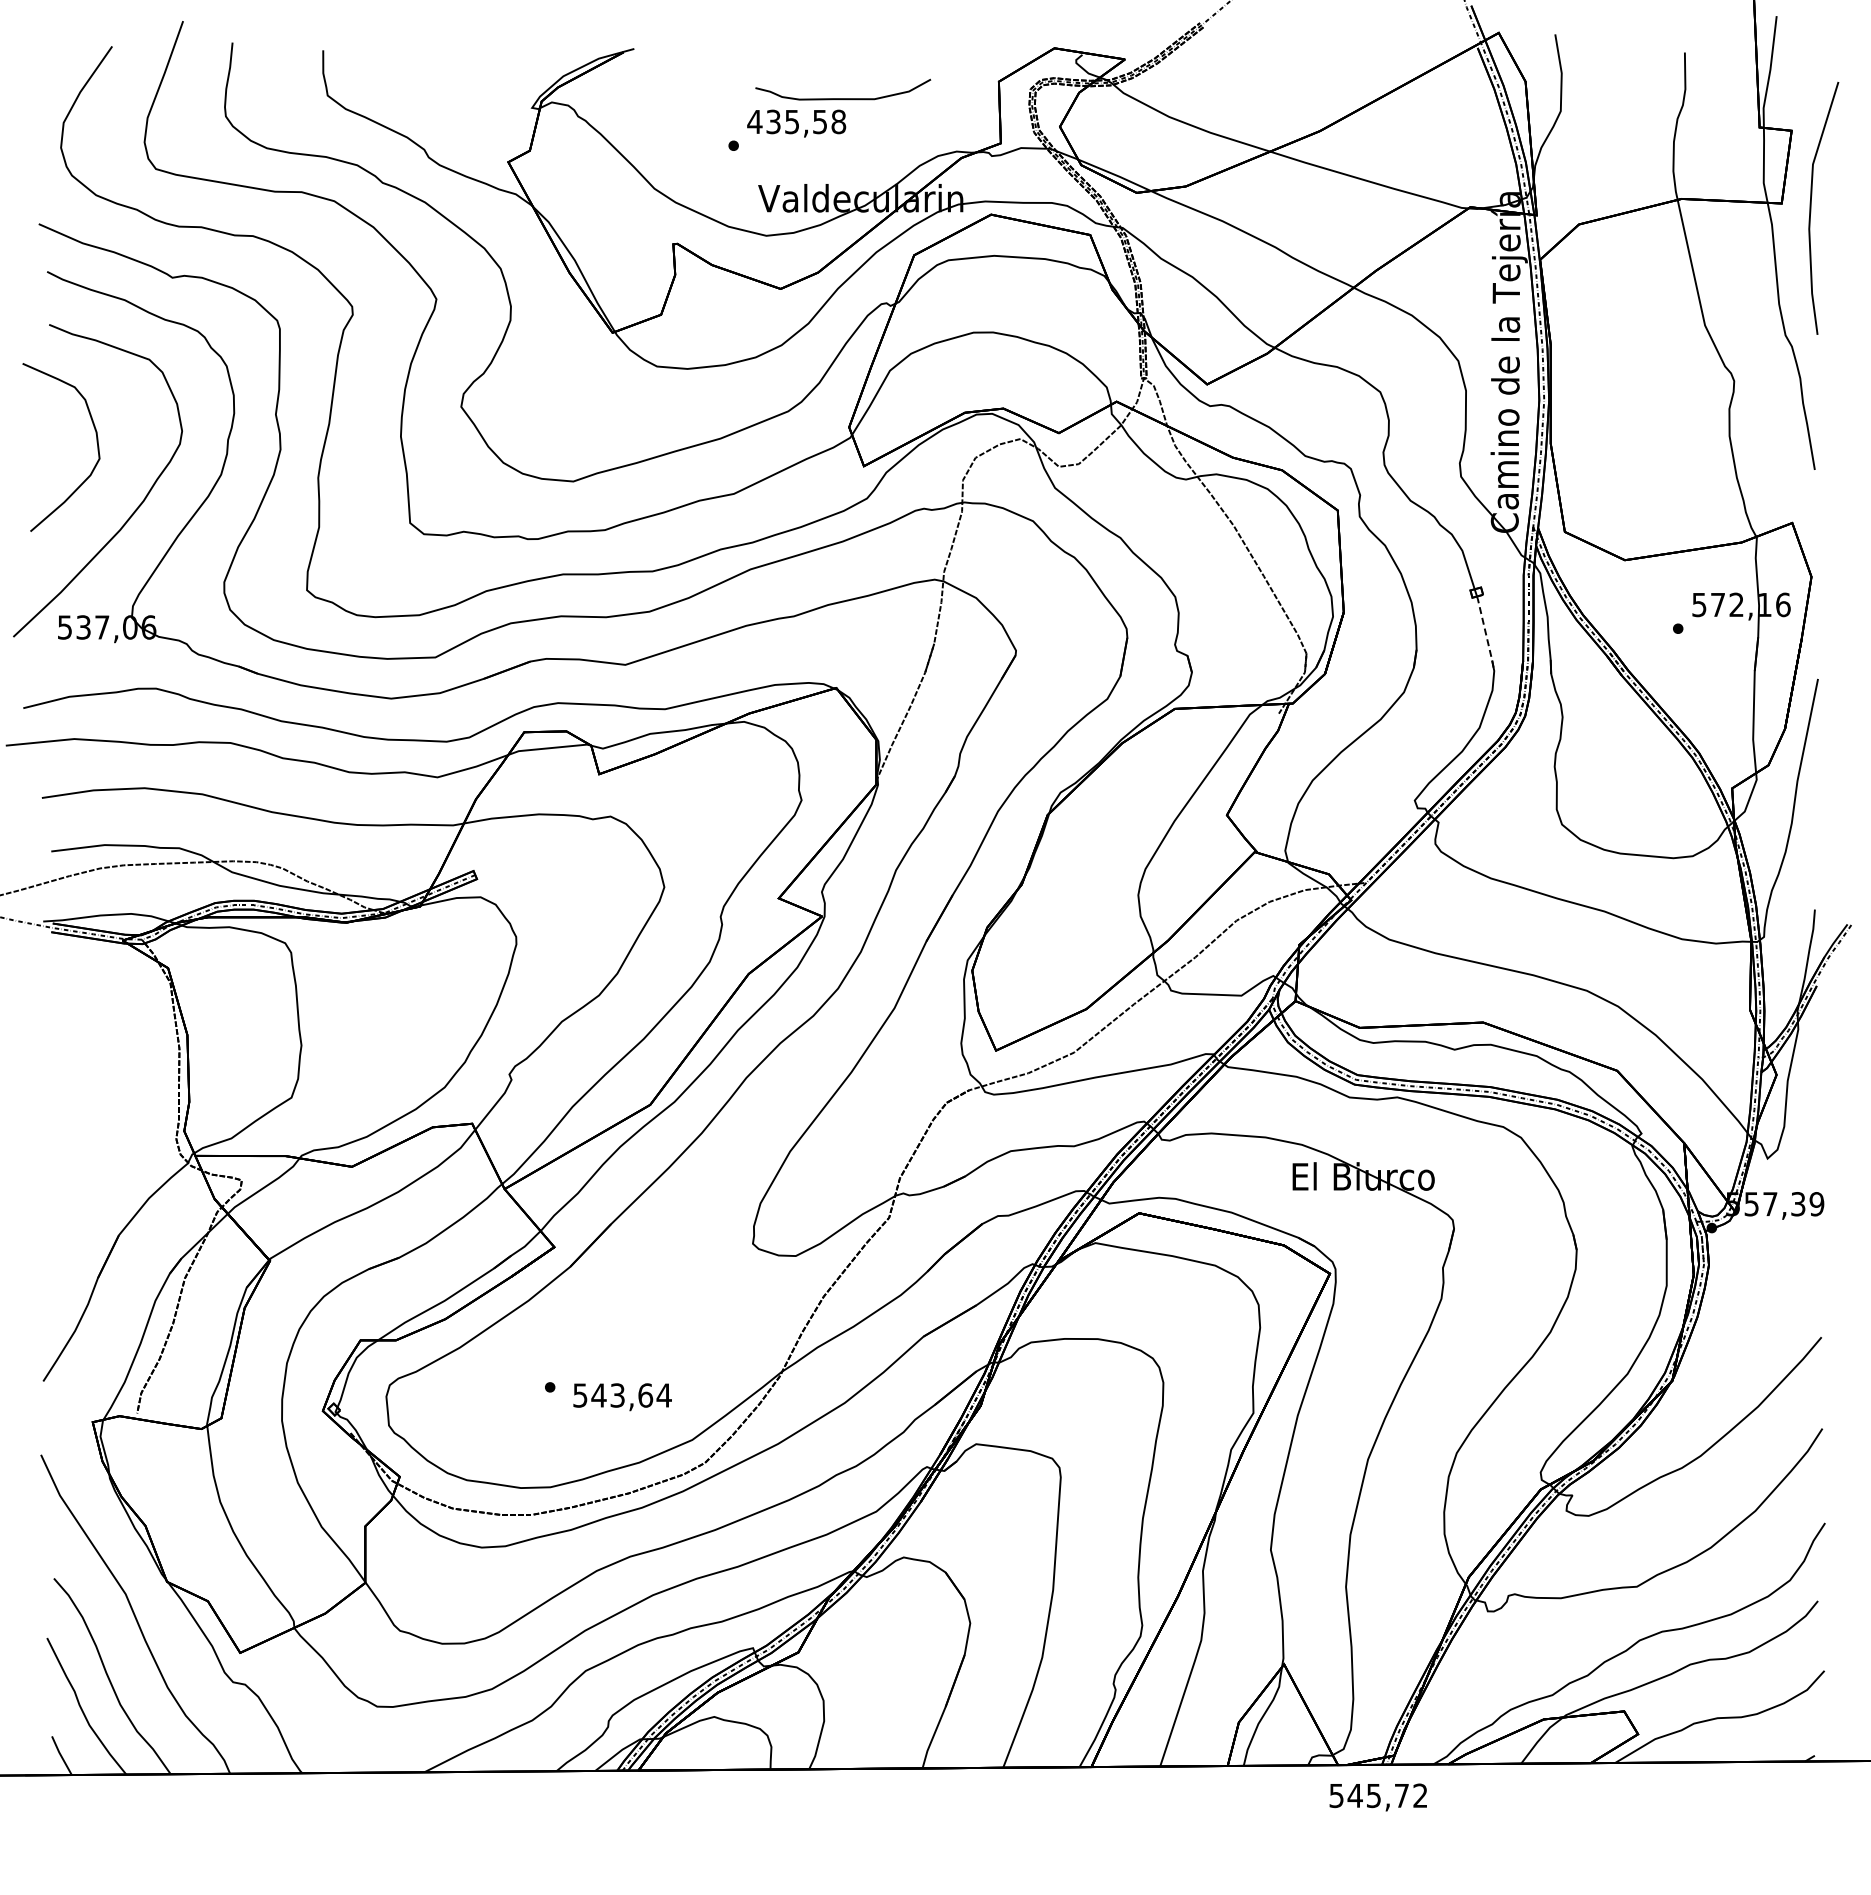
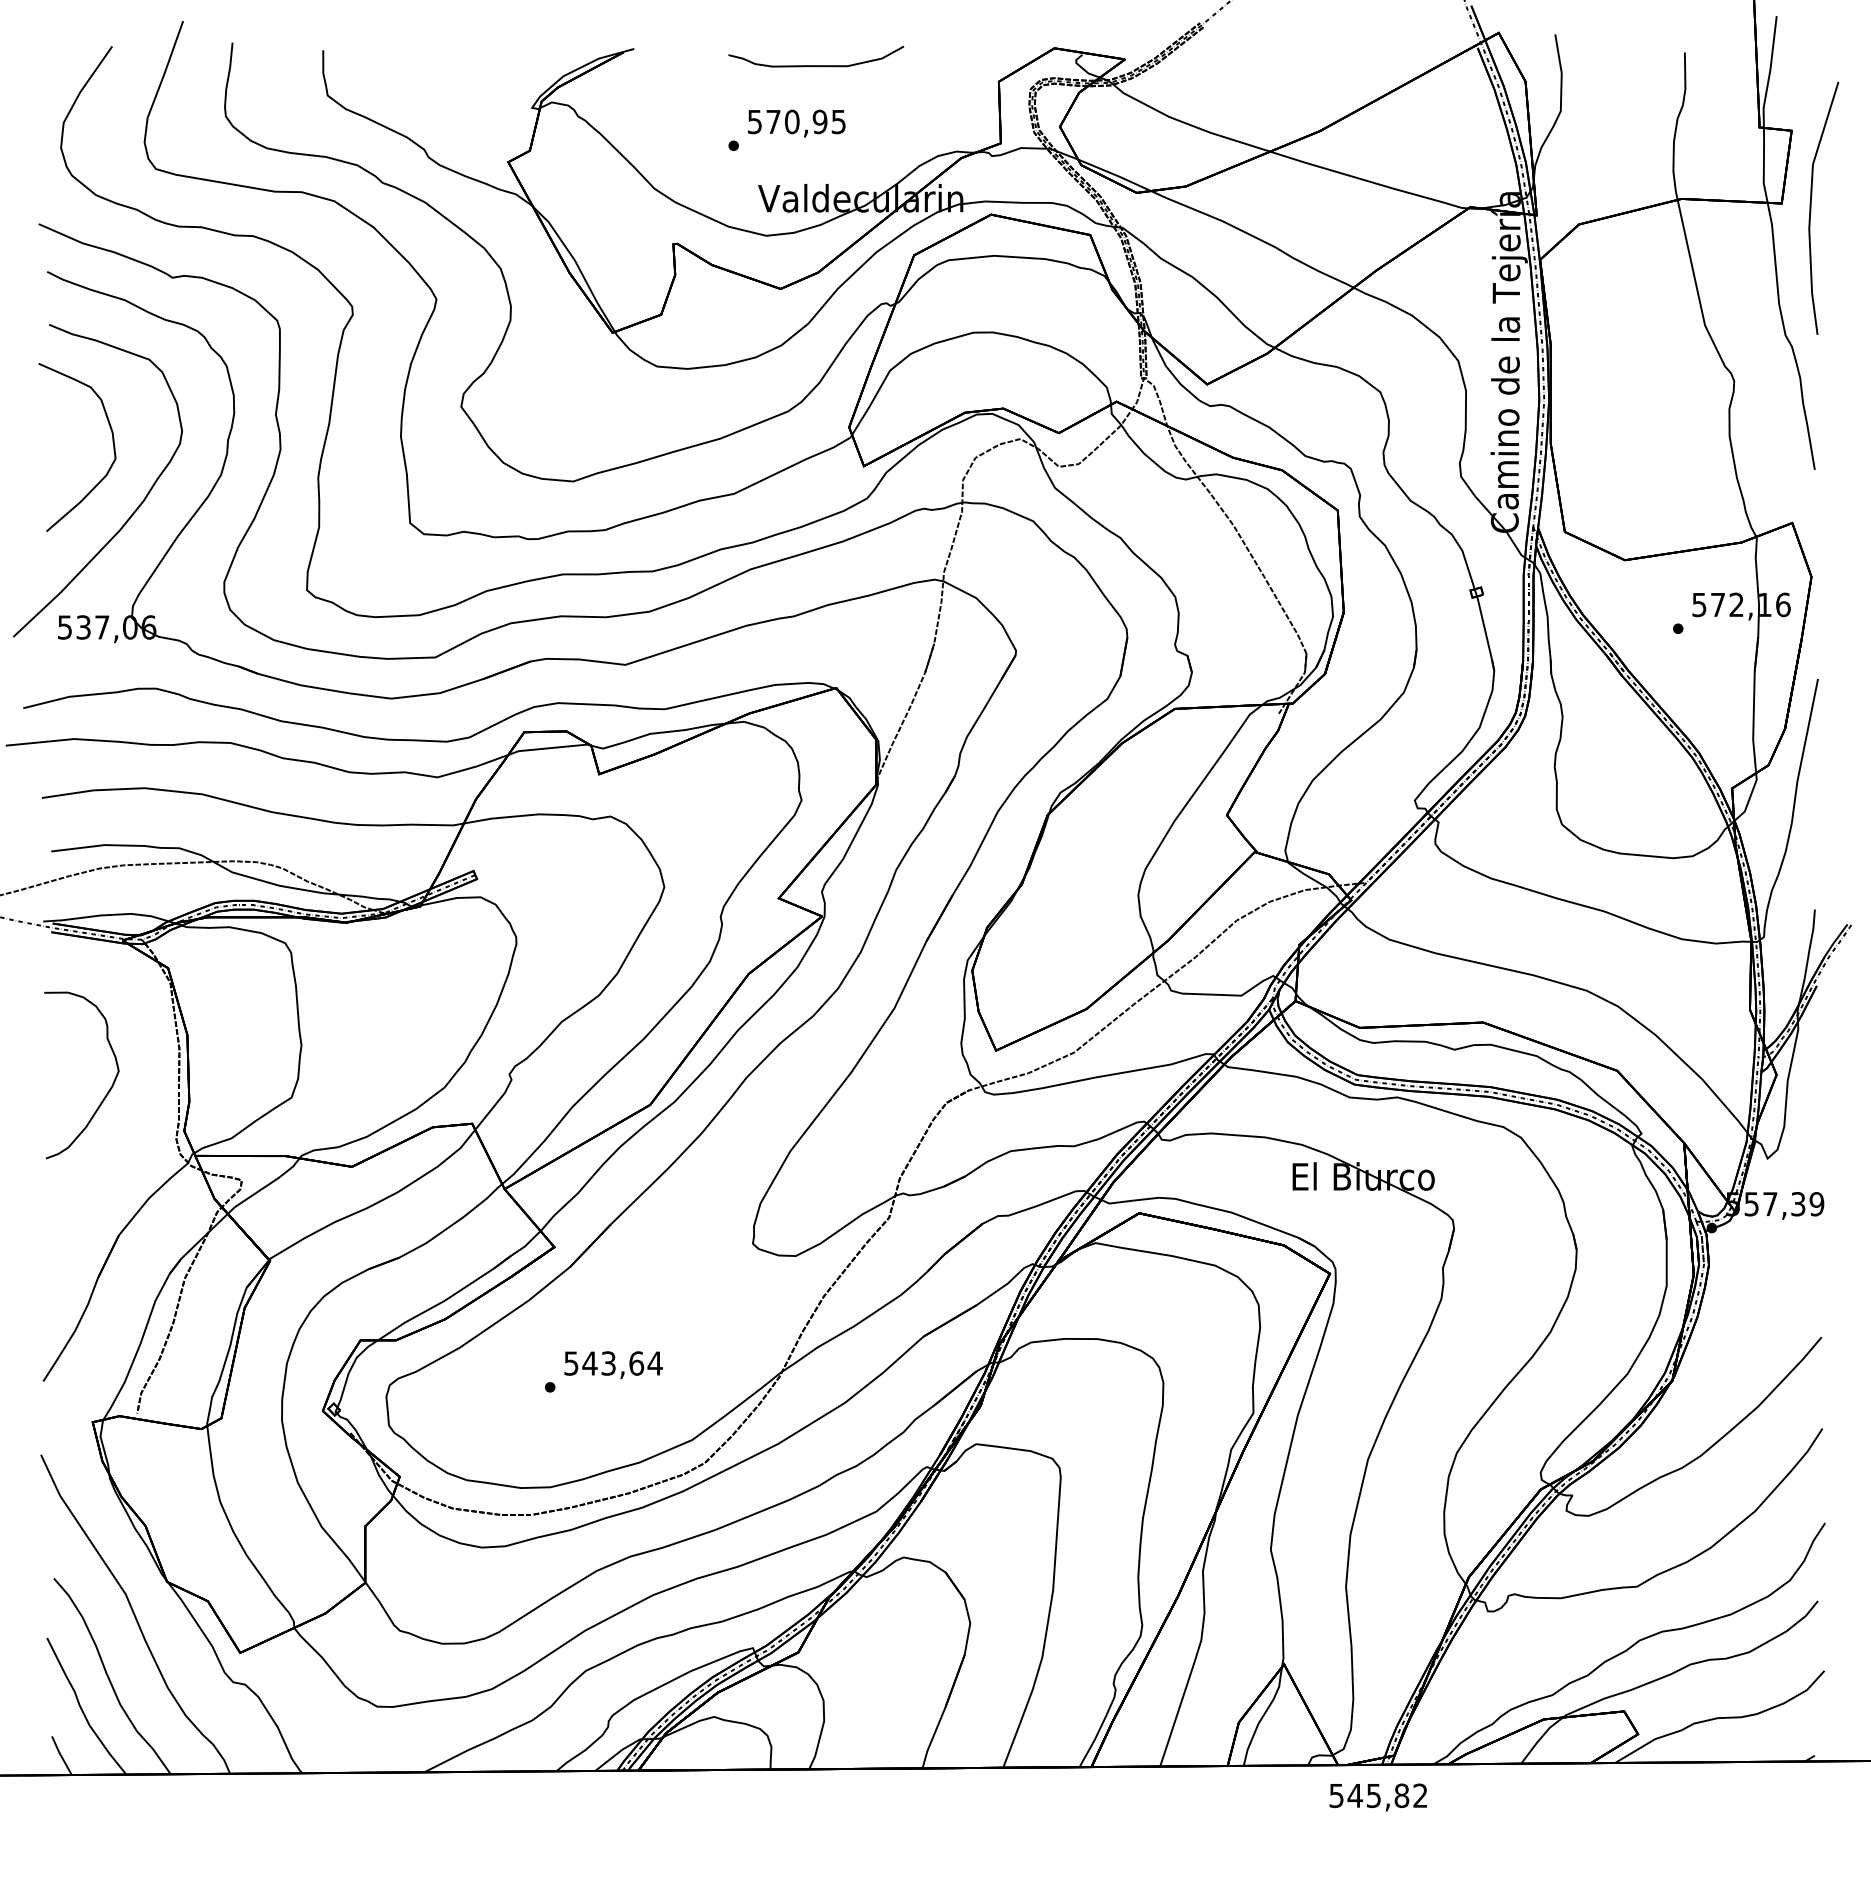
curve position: (843, 98) -> (816, 65) (816, 65)
text: 435,58 -> 570,95 (796, 121)
curve position: (96, 442) -> (112, 442) (112, 442)
line: dashed -> solid (1485, 633)
curve: none -> present (106, 1093)
text position: (622, 1397) -> (613, 1365) (613, 1365)
text: 545,72 -> 545,82 (1401, 1795)
